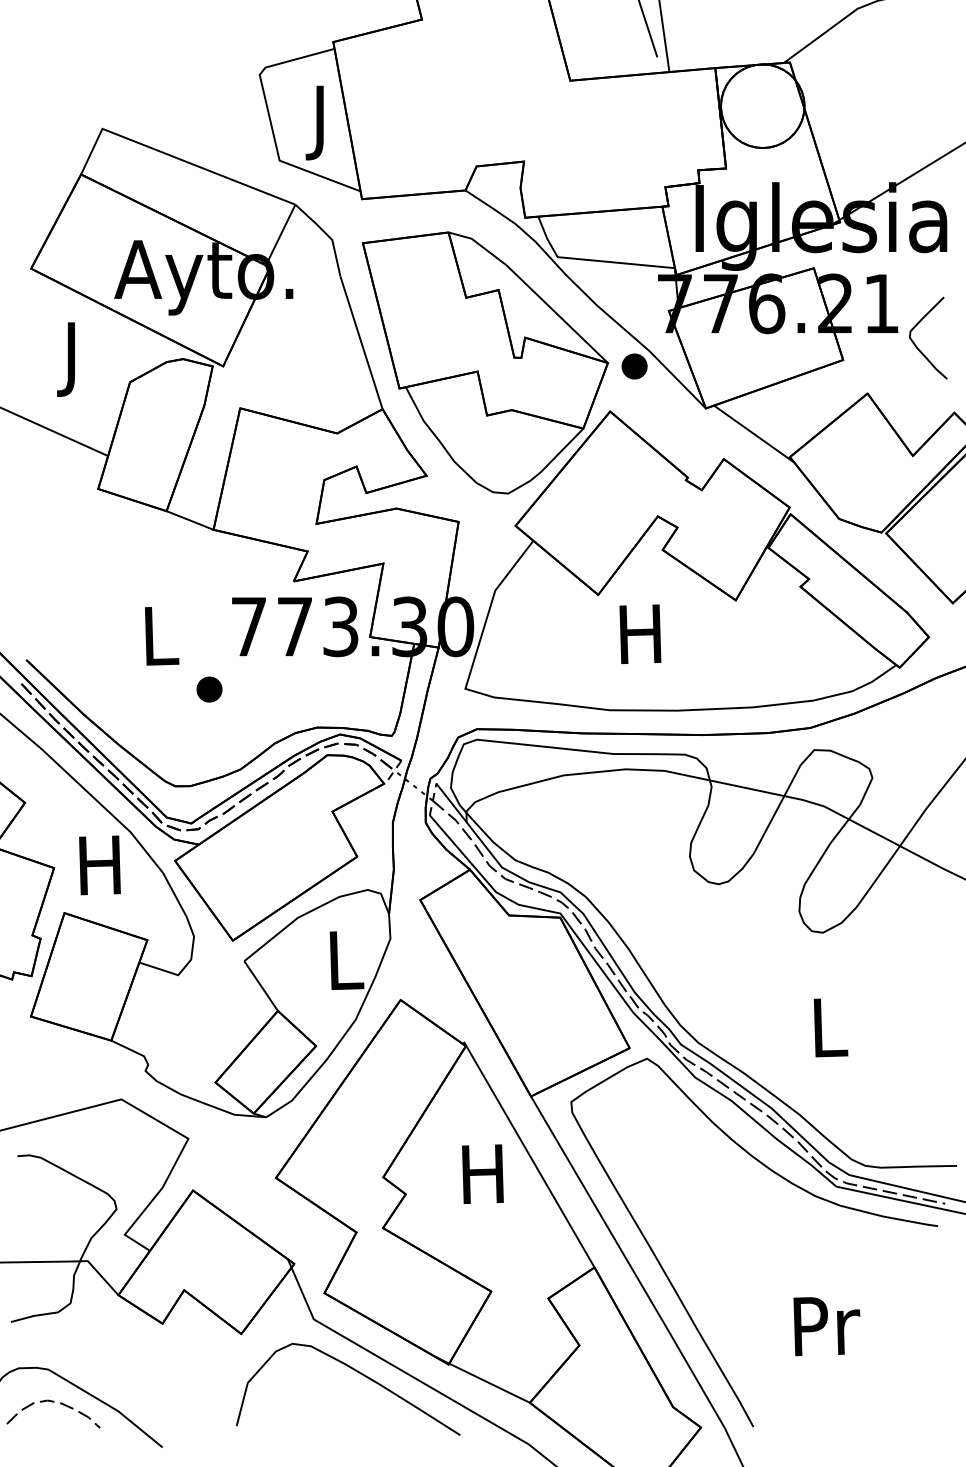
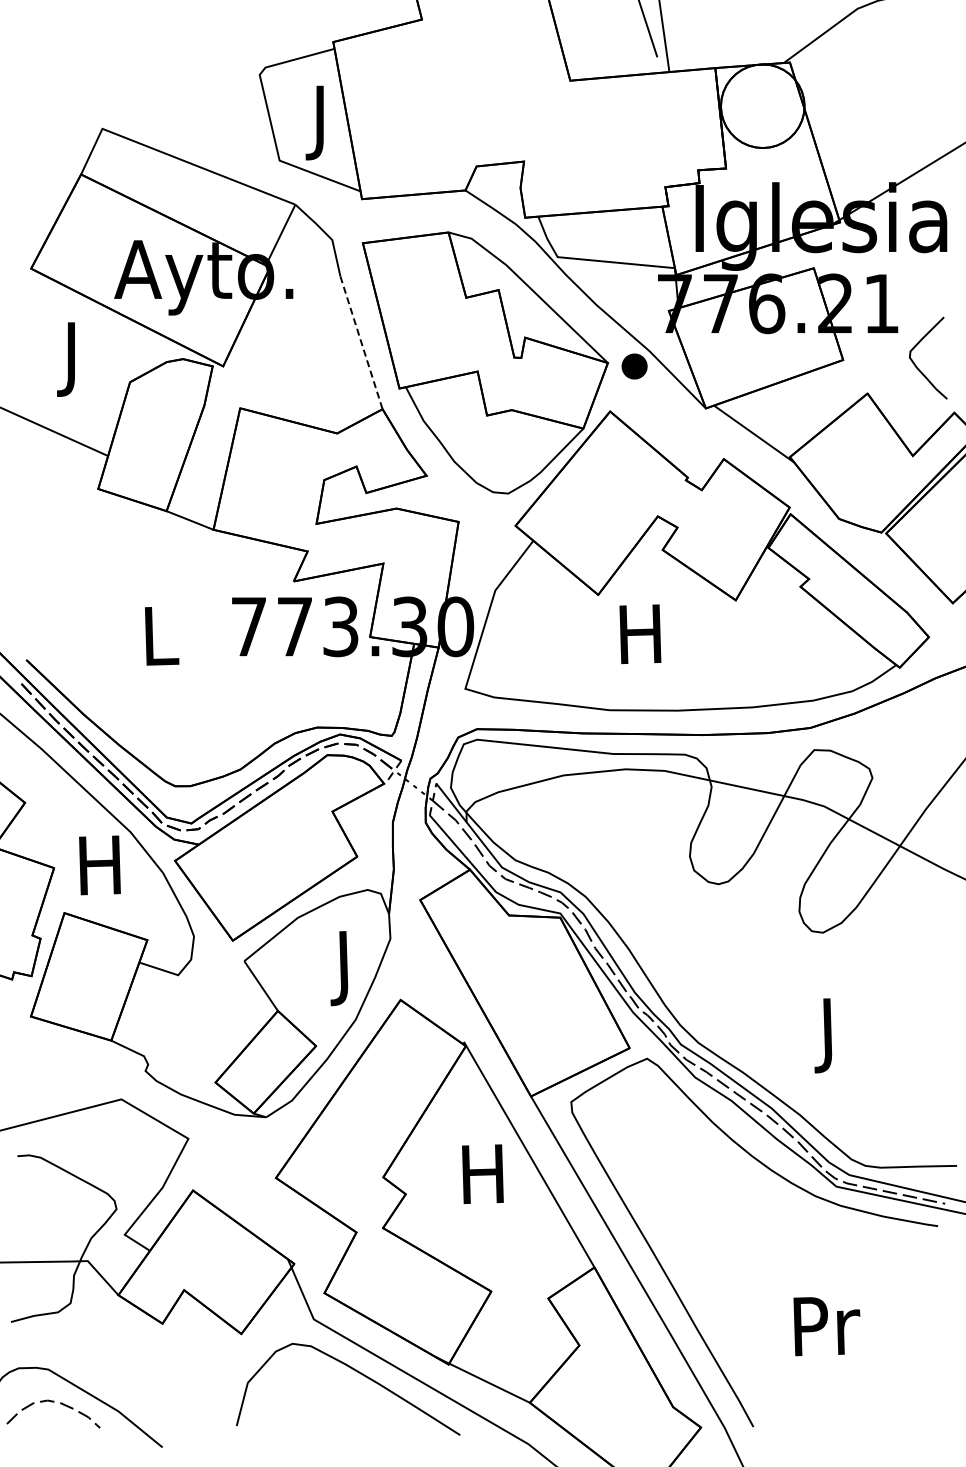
line: solid -> dashed (361, 342)
curve position: (917, 346) -> (917, 366) (917, 366)
part: present -> none (209, 689)
text: L -> J (346, 968)
text: L -> J (830, 1035)
